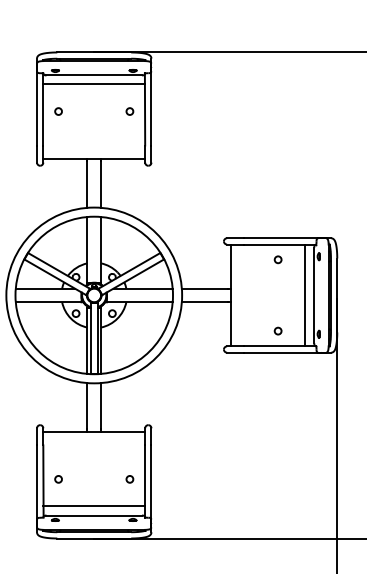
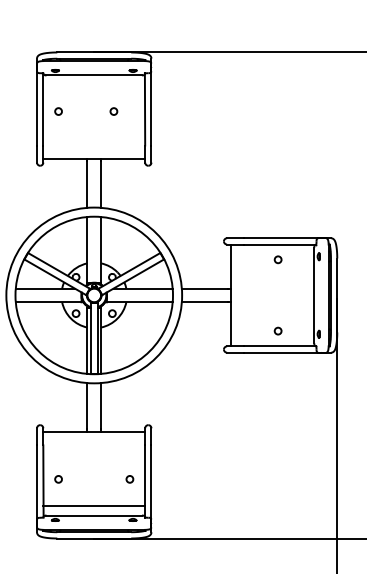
line: present -> none (94, 84)
circle position: (129, 111) -> (113, 111) (113, 111)
line: present -> none (305, 295)
